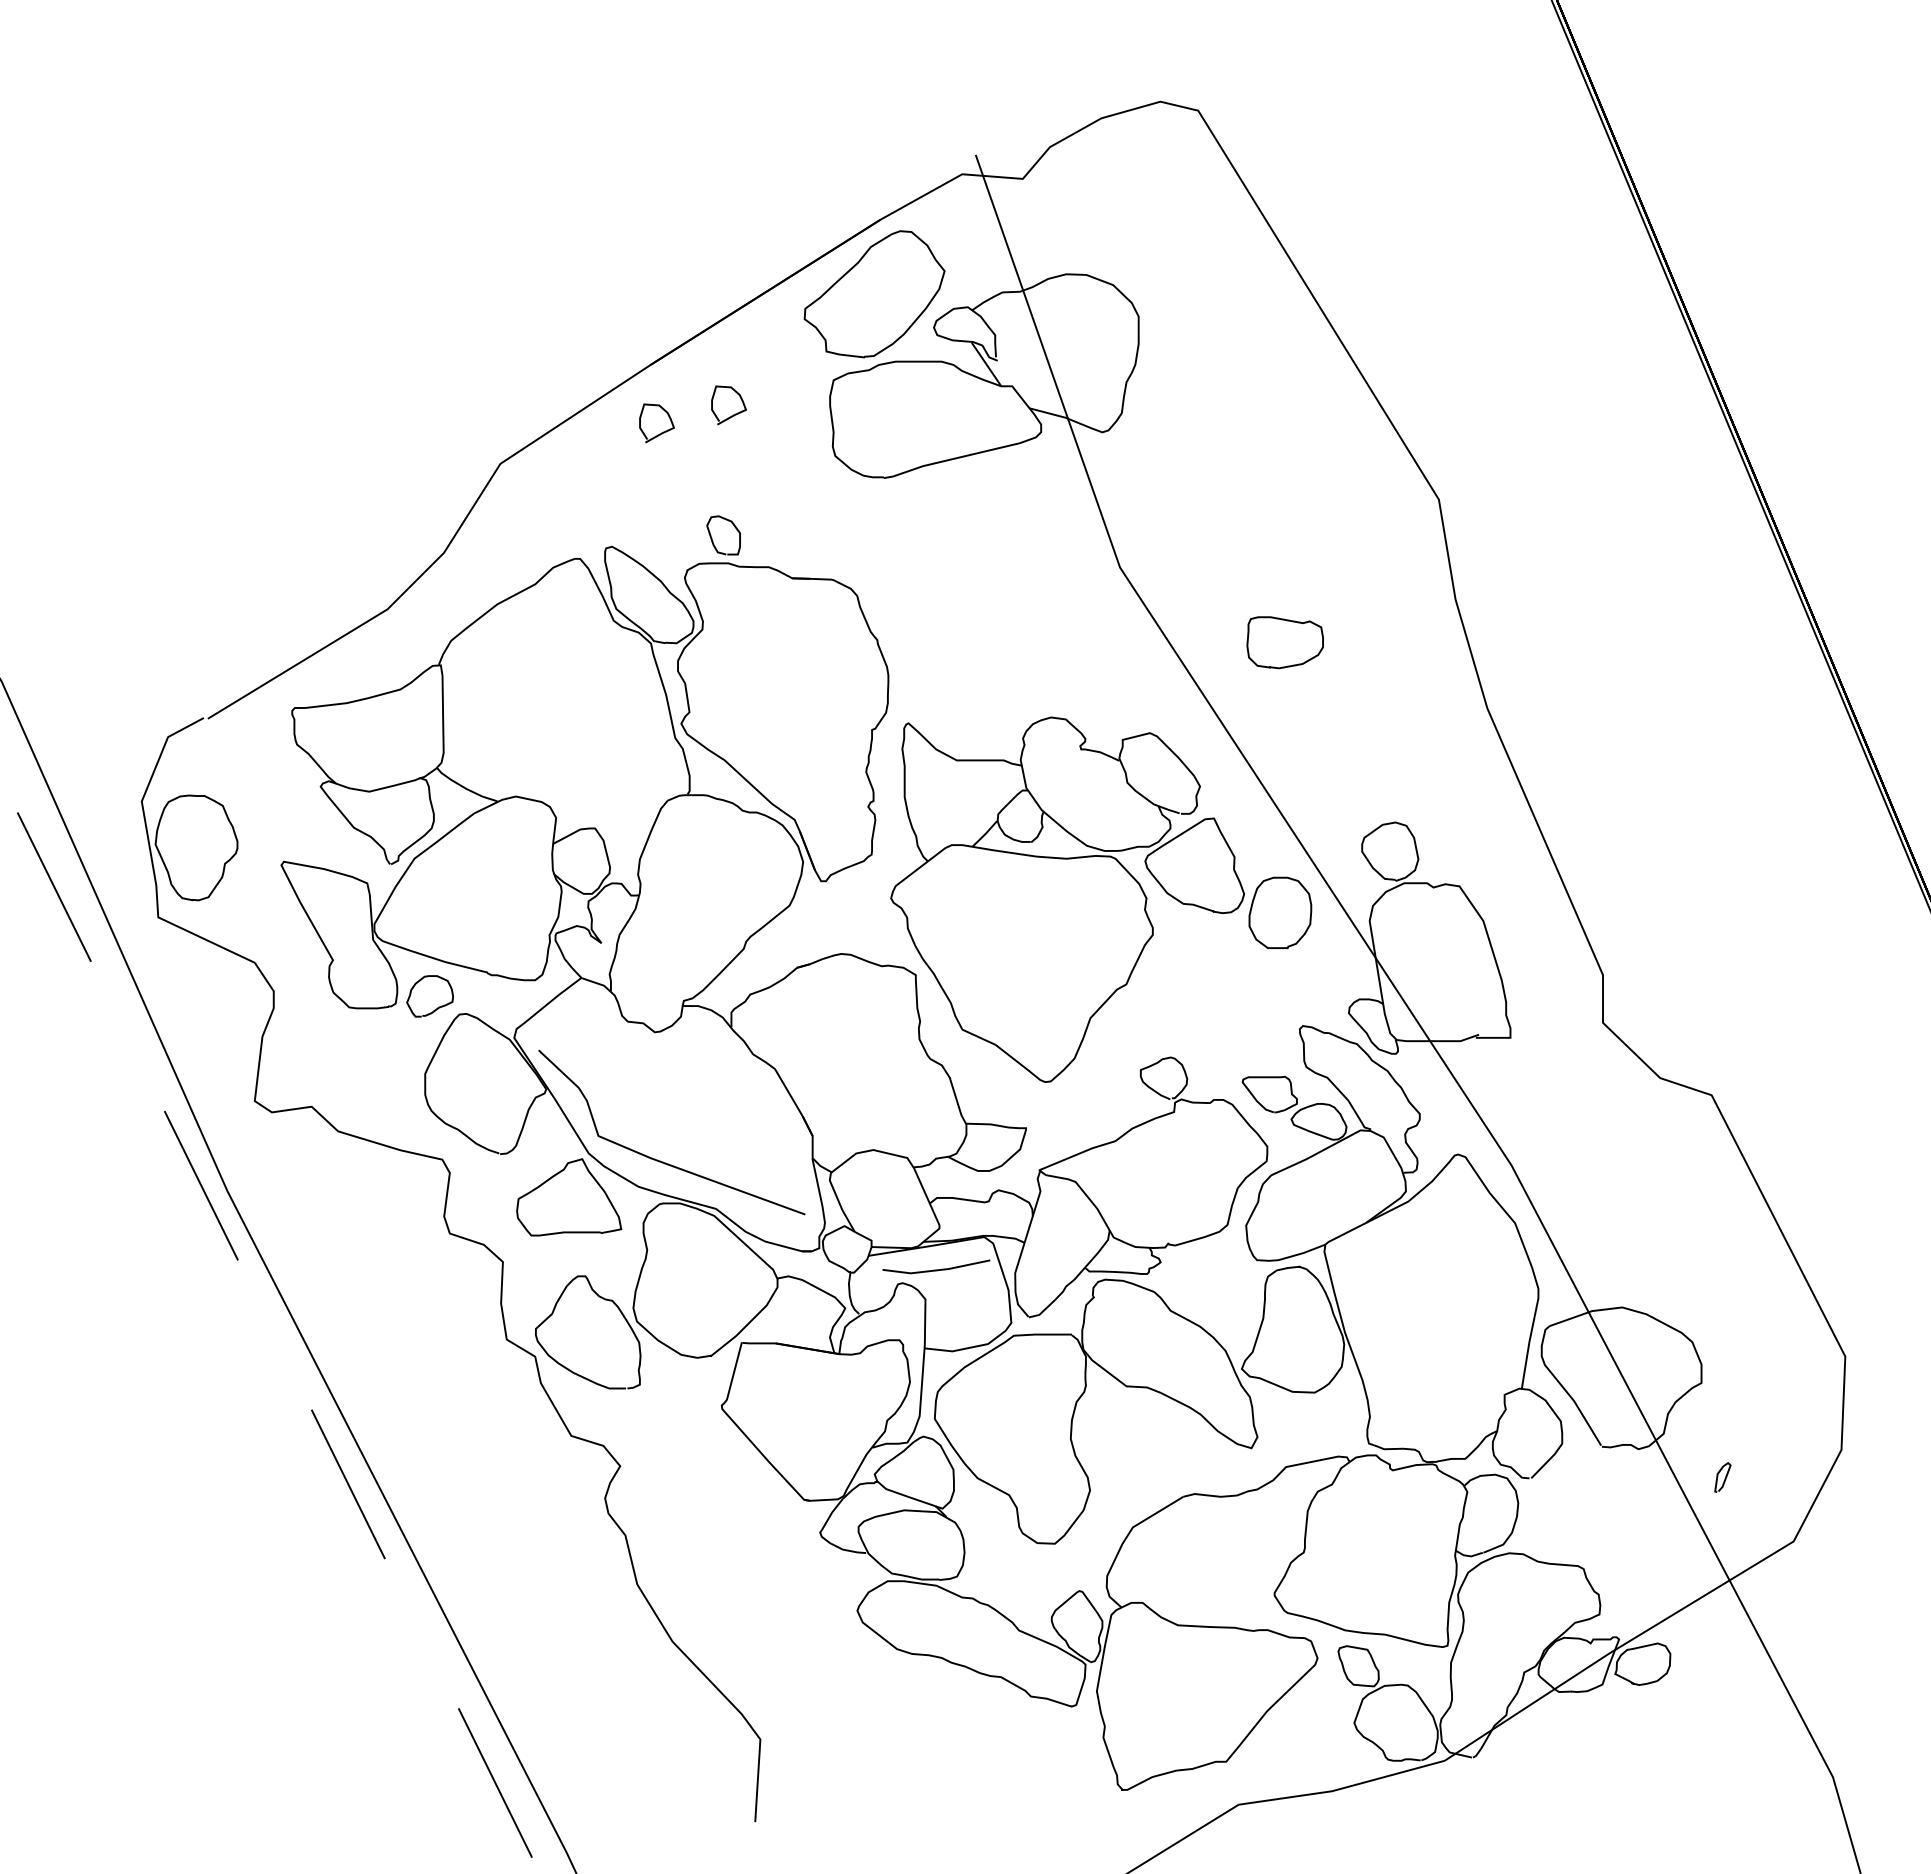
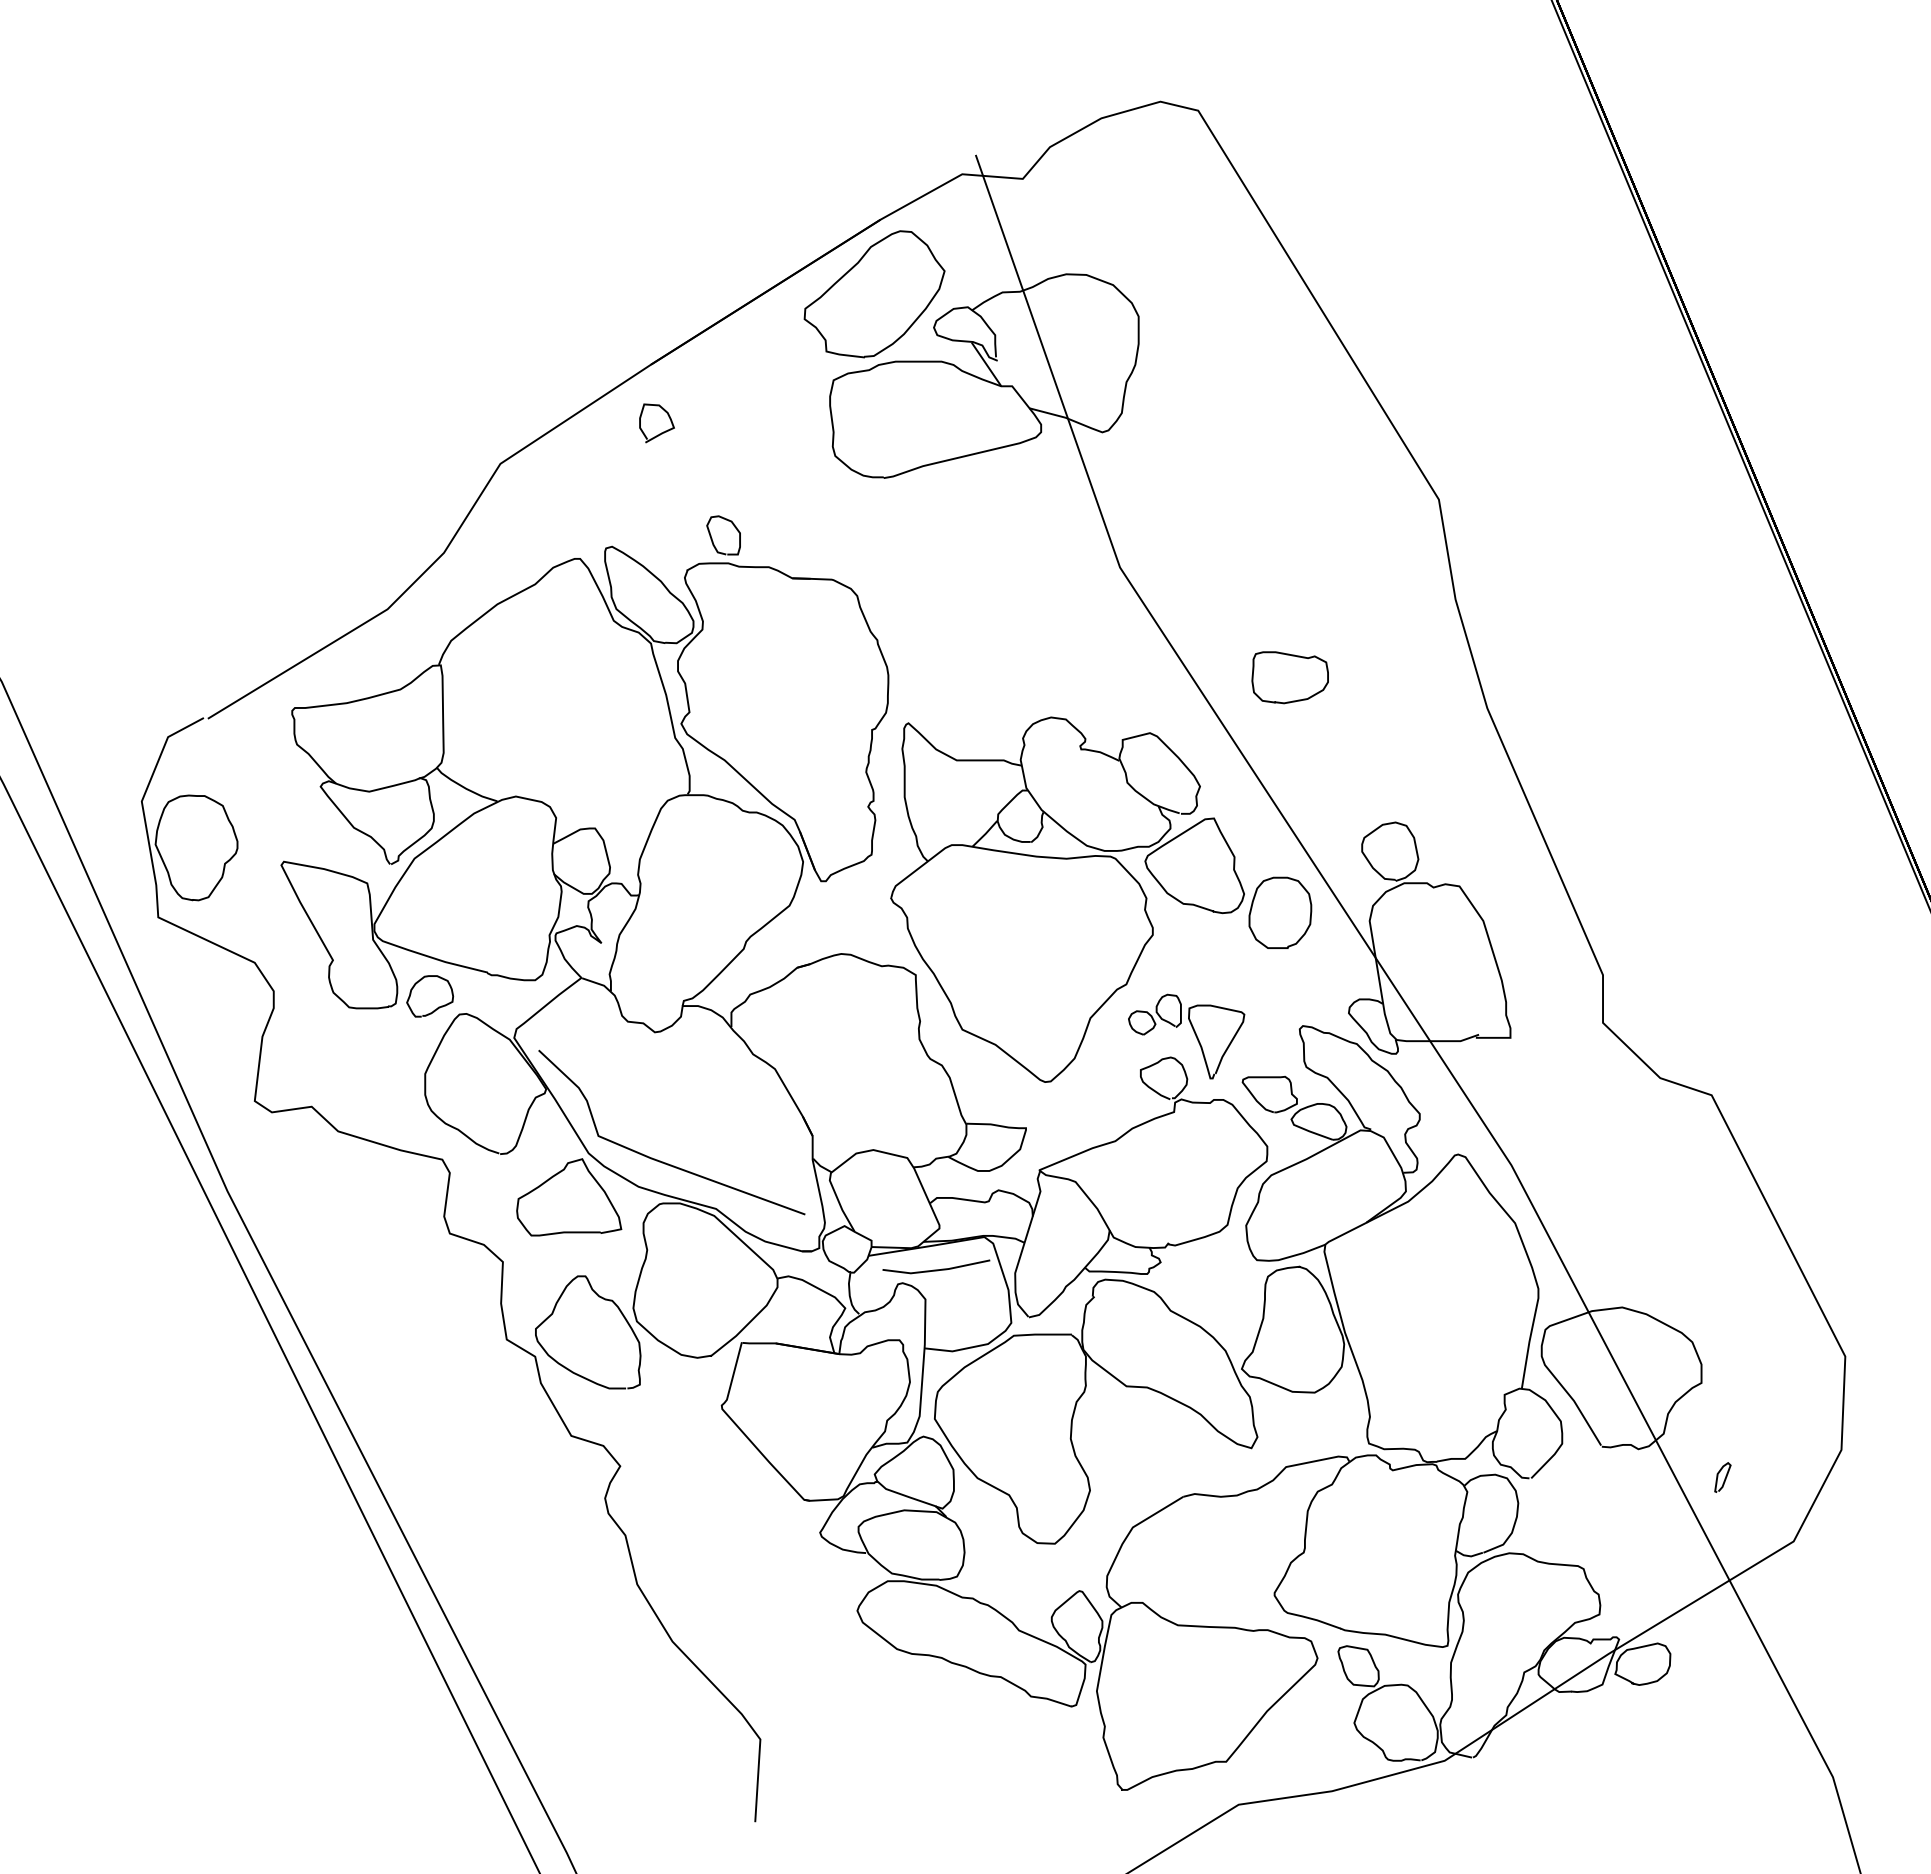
curve: present -> none (733, 414)
curve position: (1286, 621) -> (1291, 656) (1291, 656)
part: none -> present (1194, 1034)
line: dashed -> solid (269, 1325)
